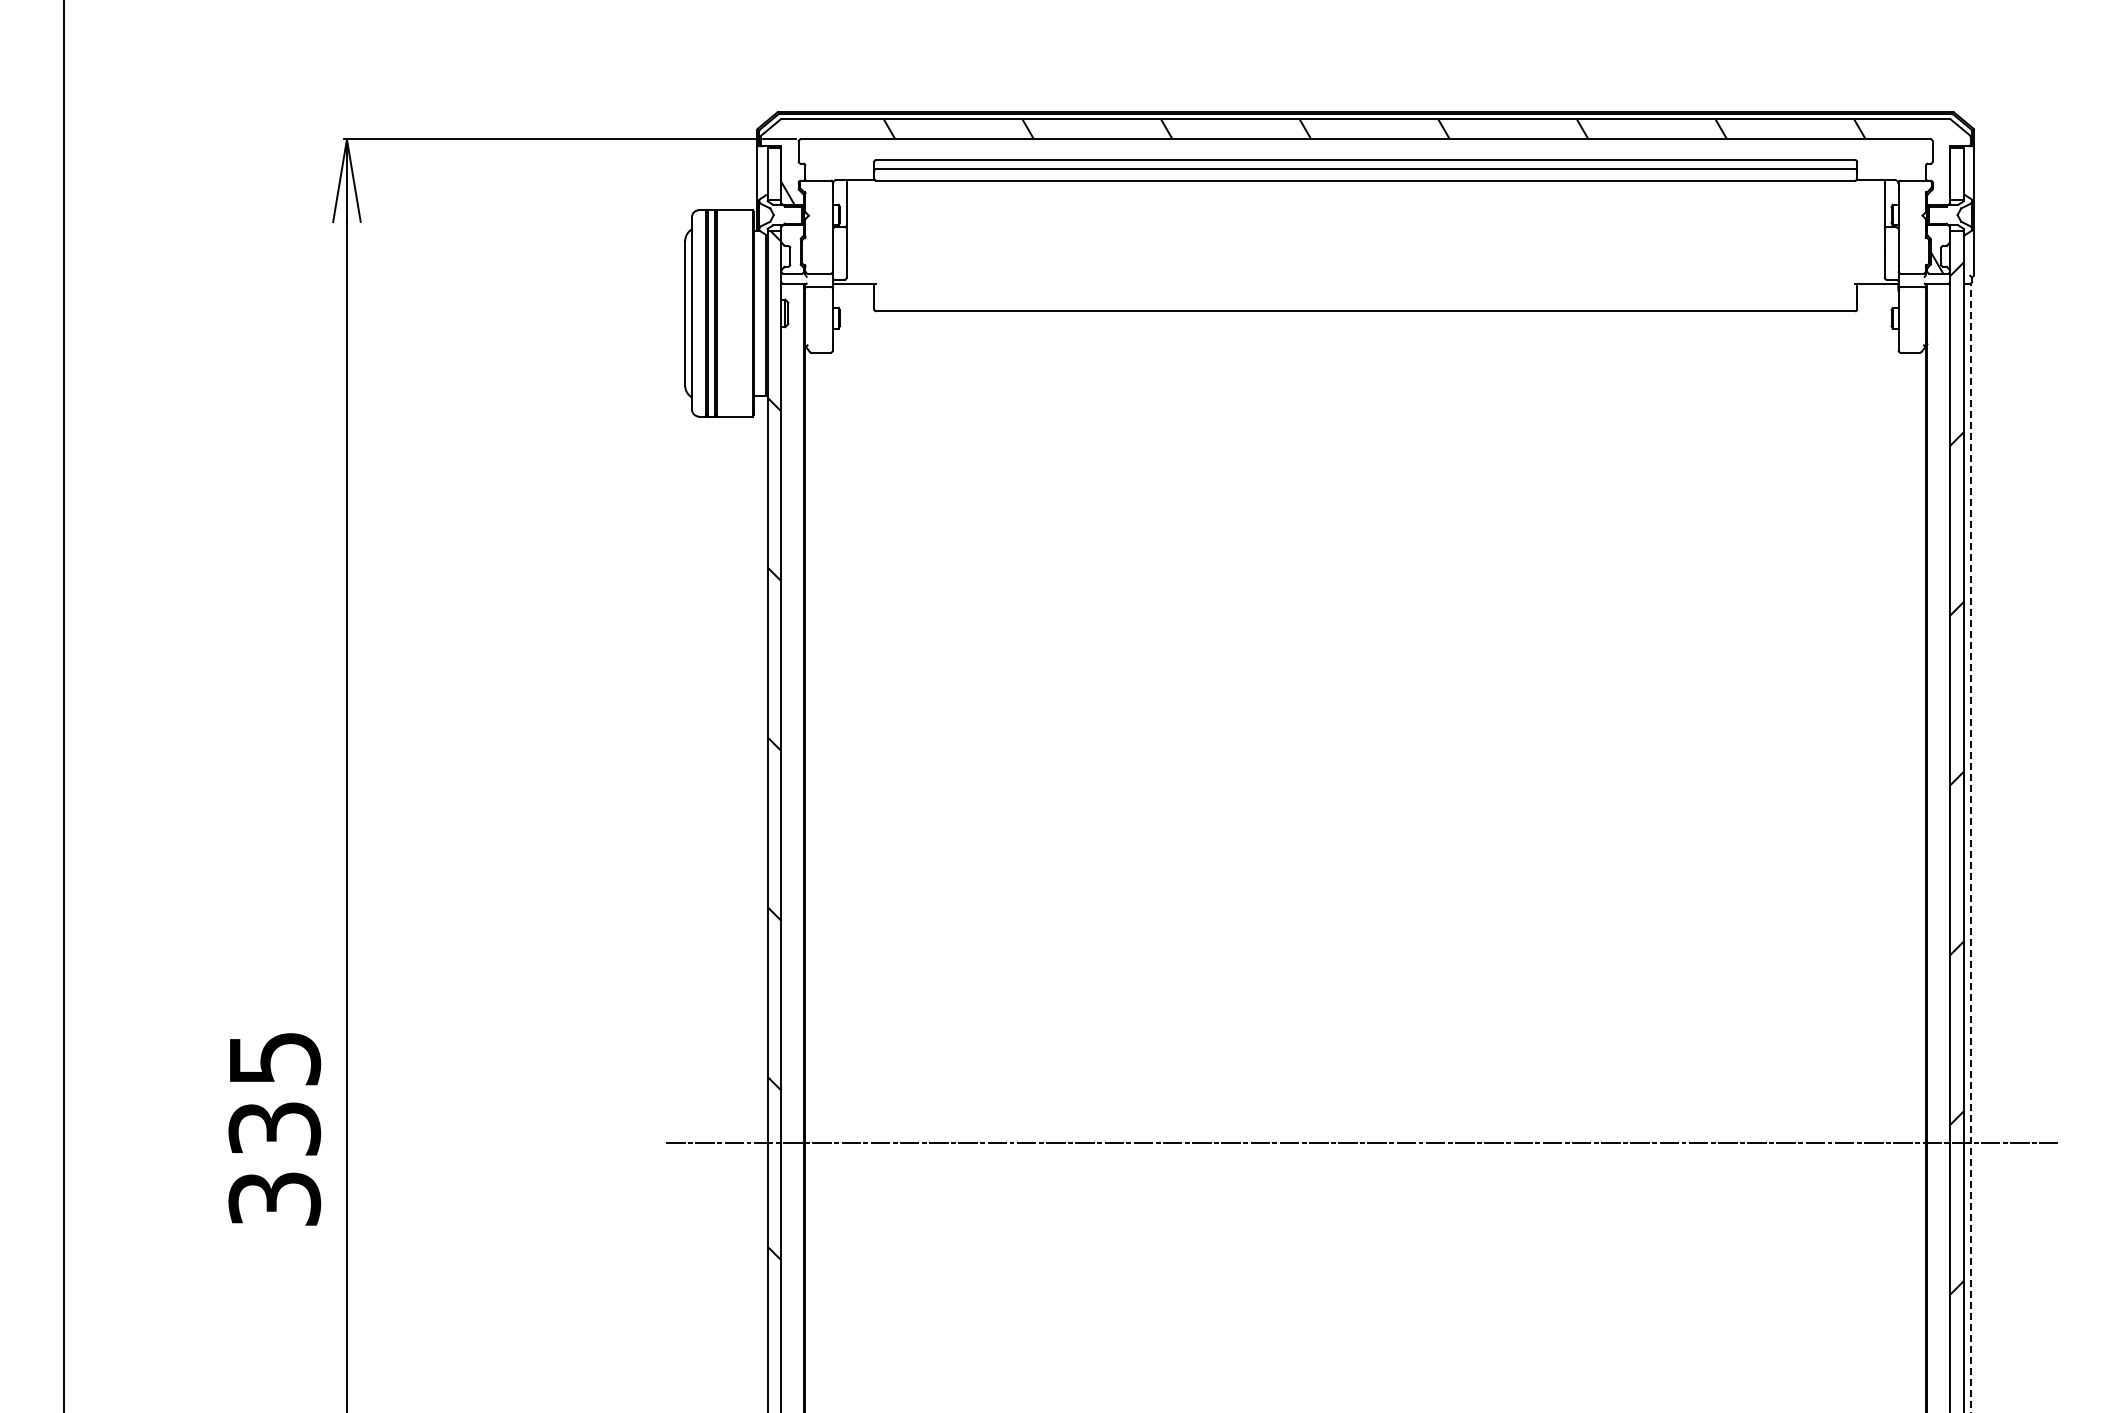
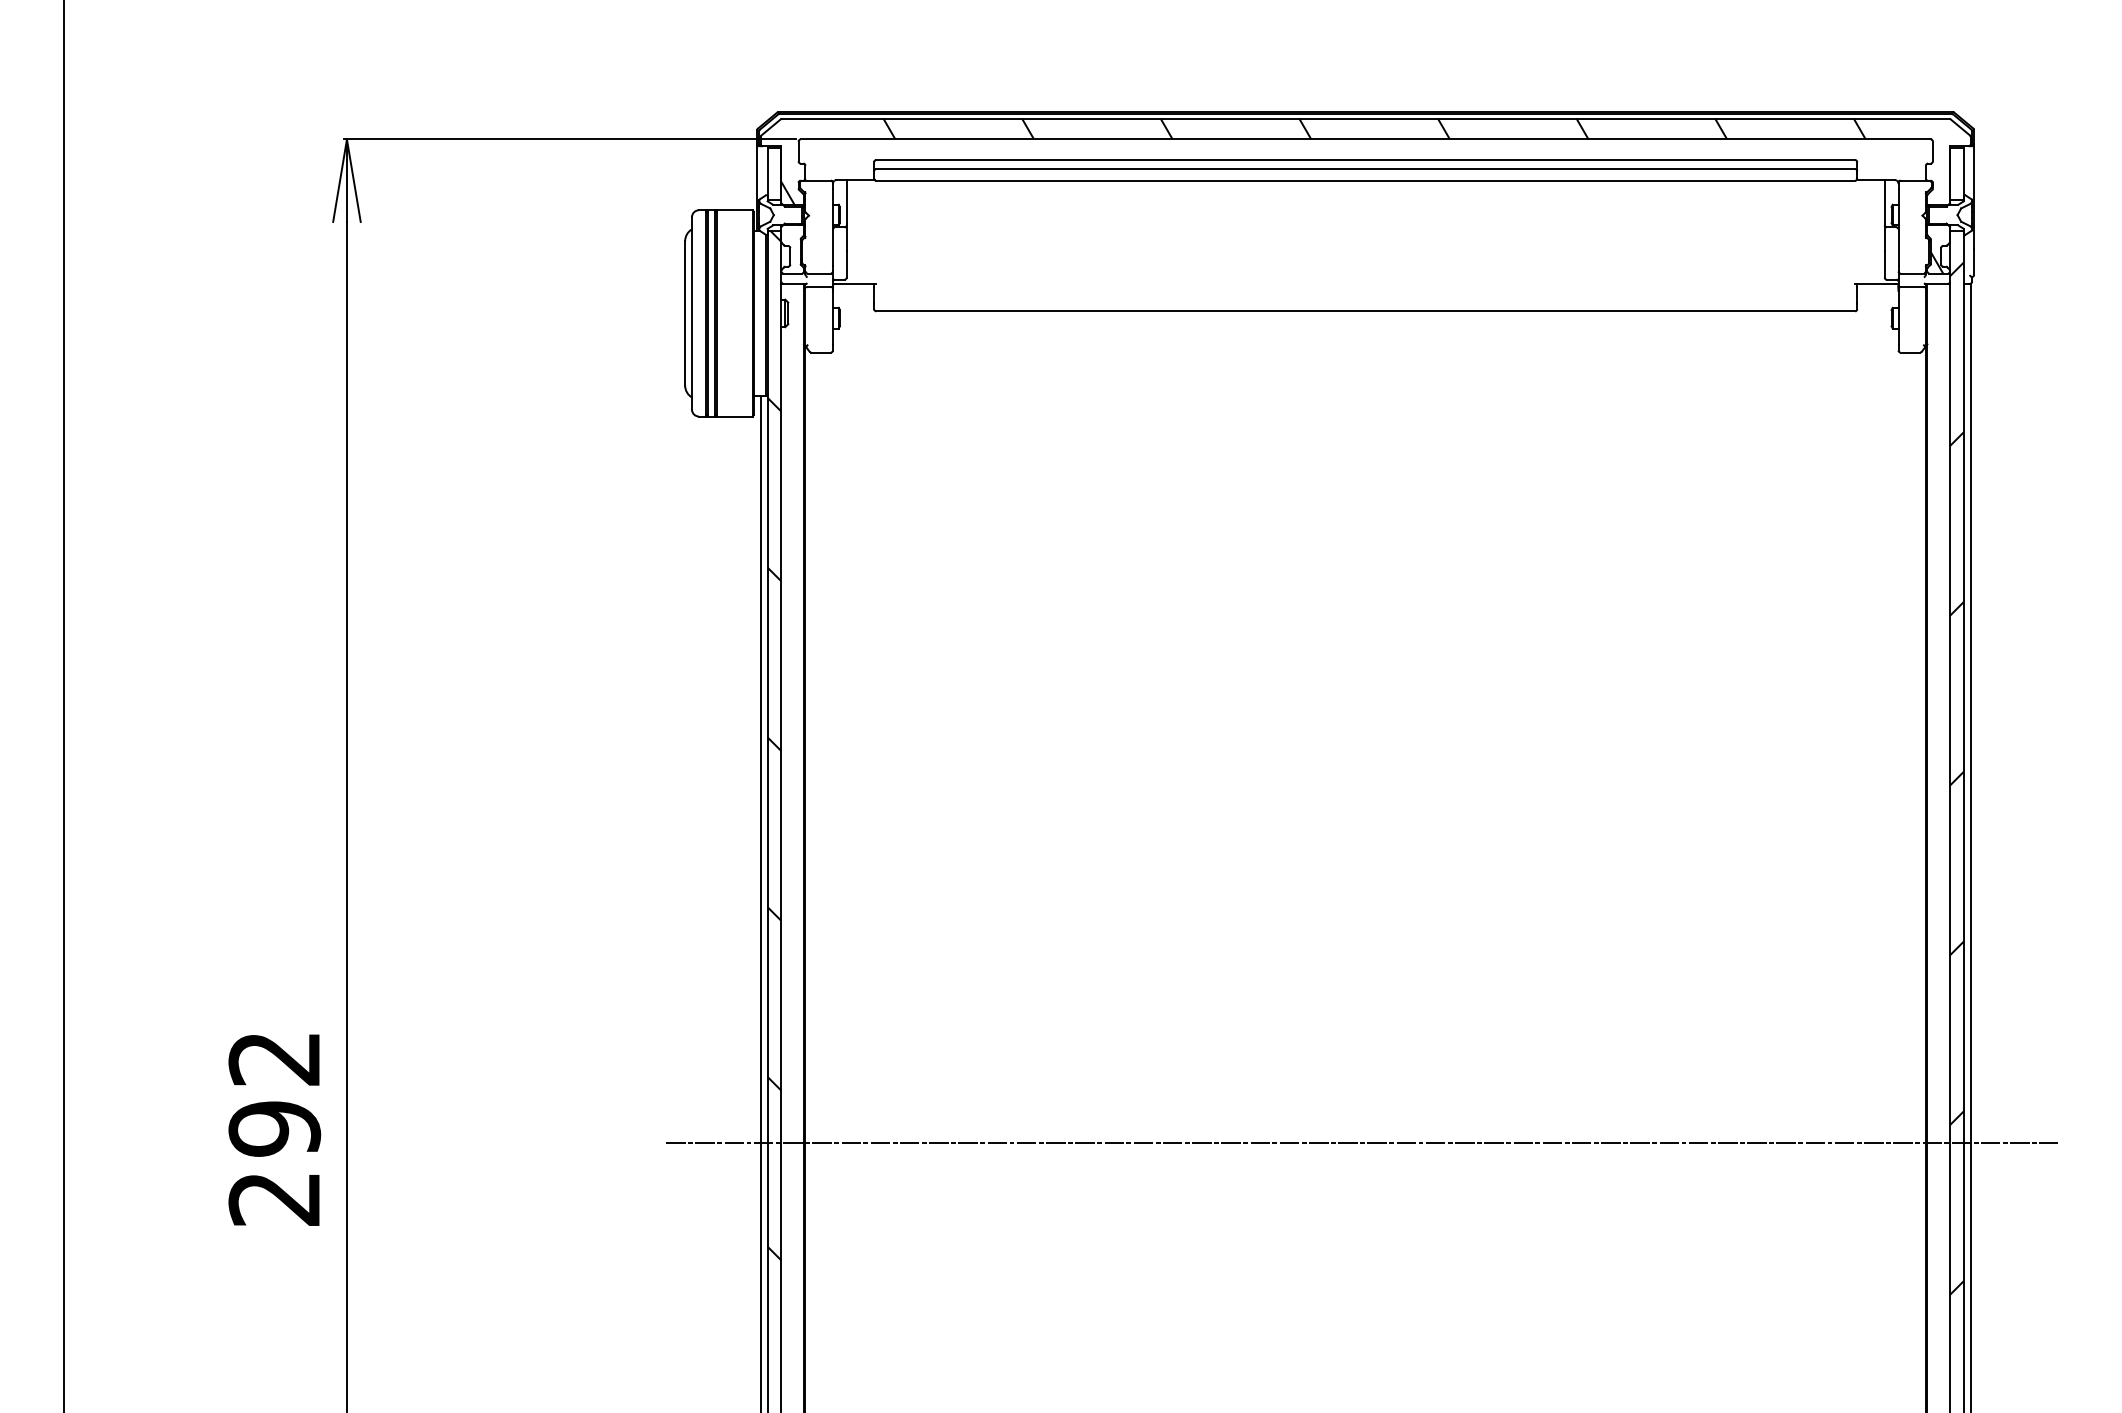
line: dashed -> solid (1970, 847)
line: none -> present (760, 902)
text: 335 -> 292 (274, 1129)
